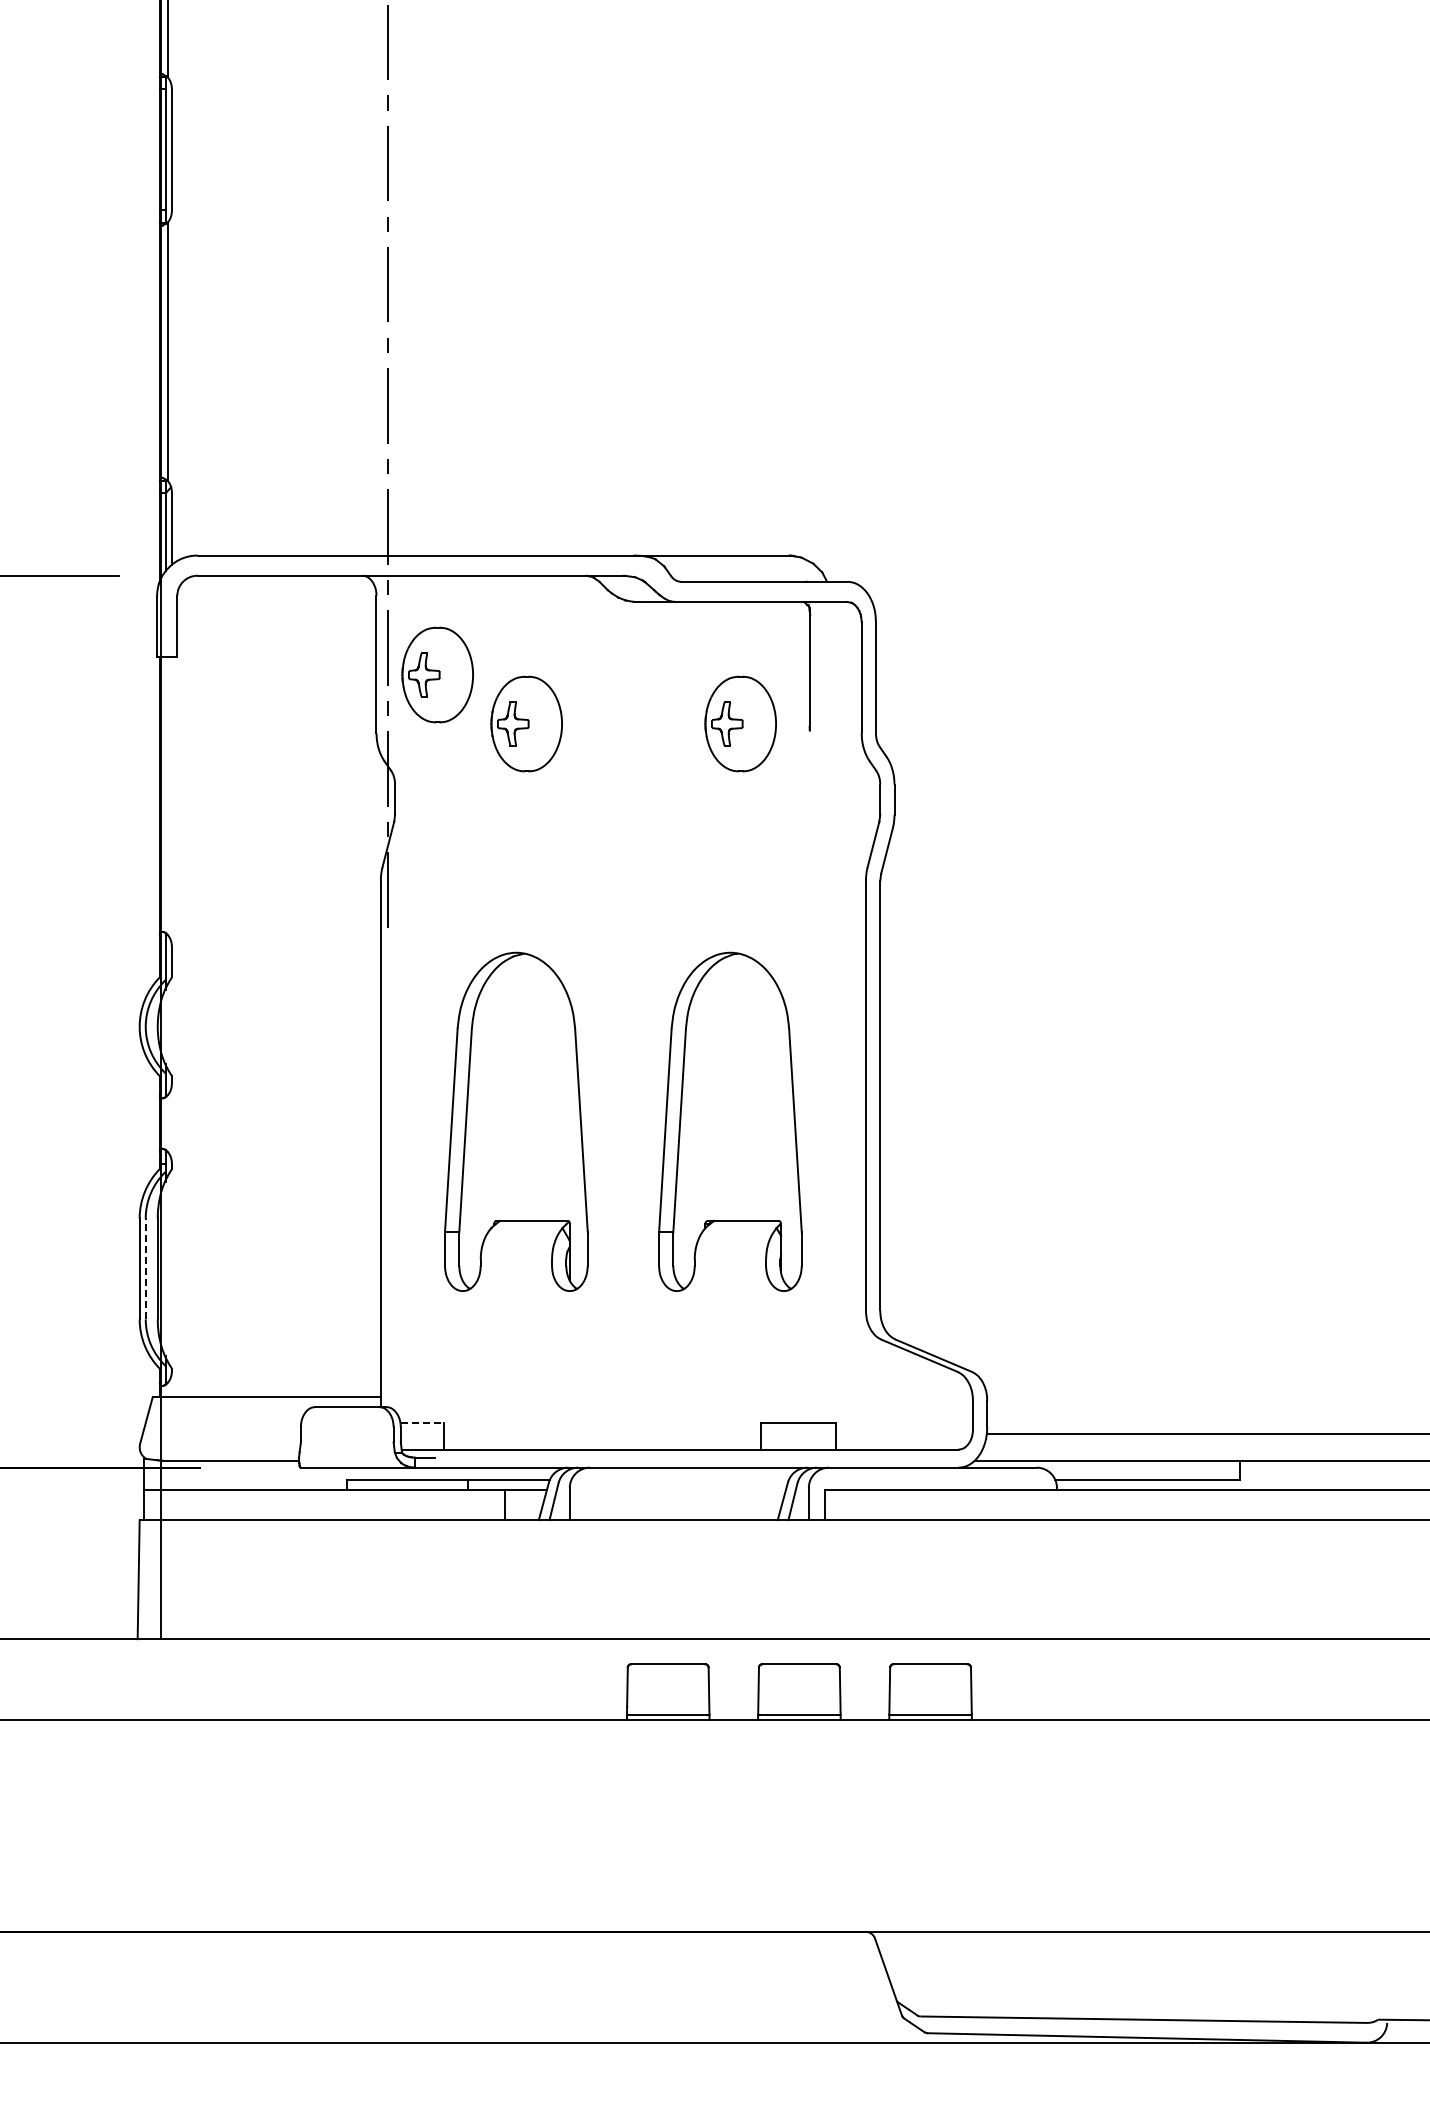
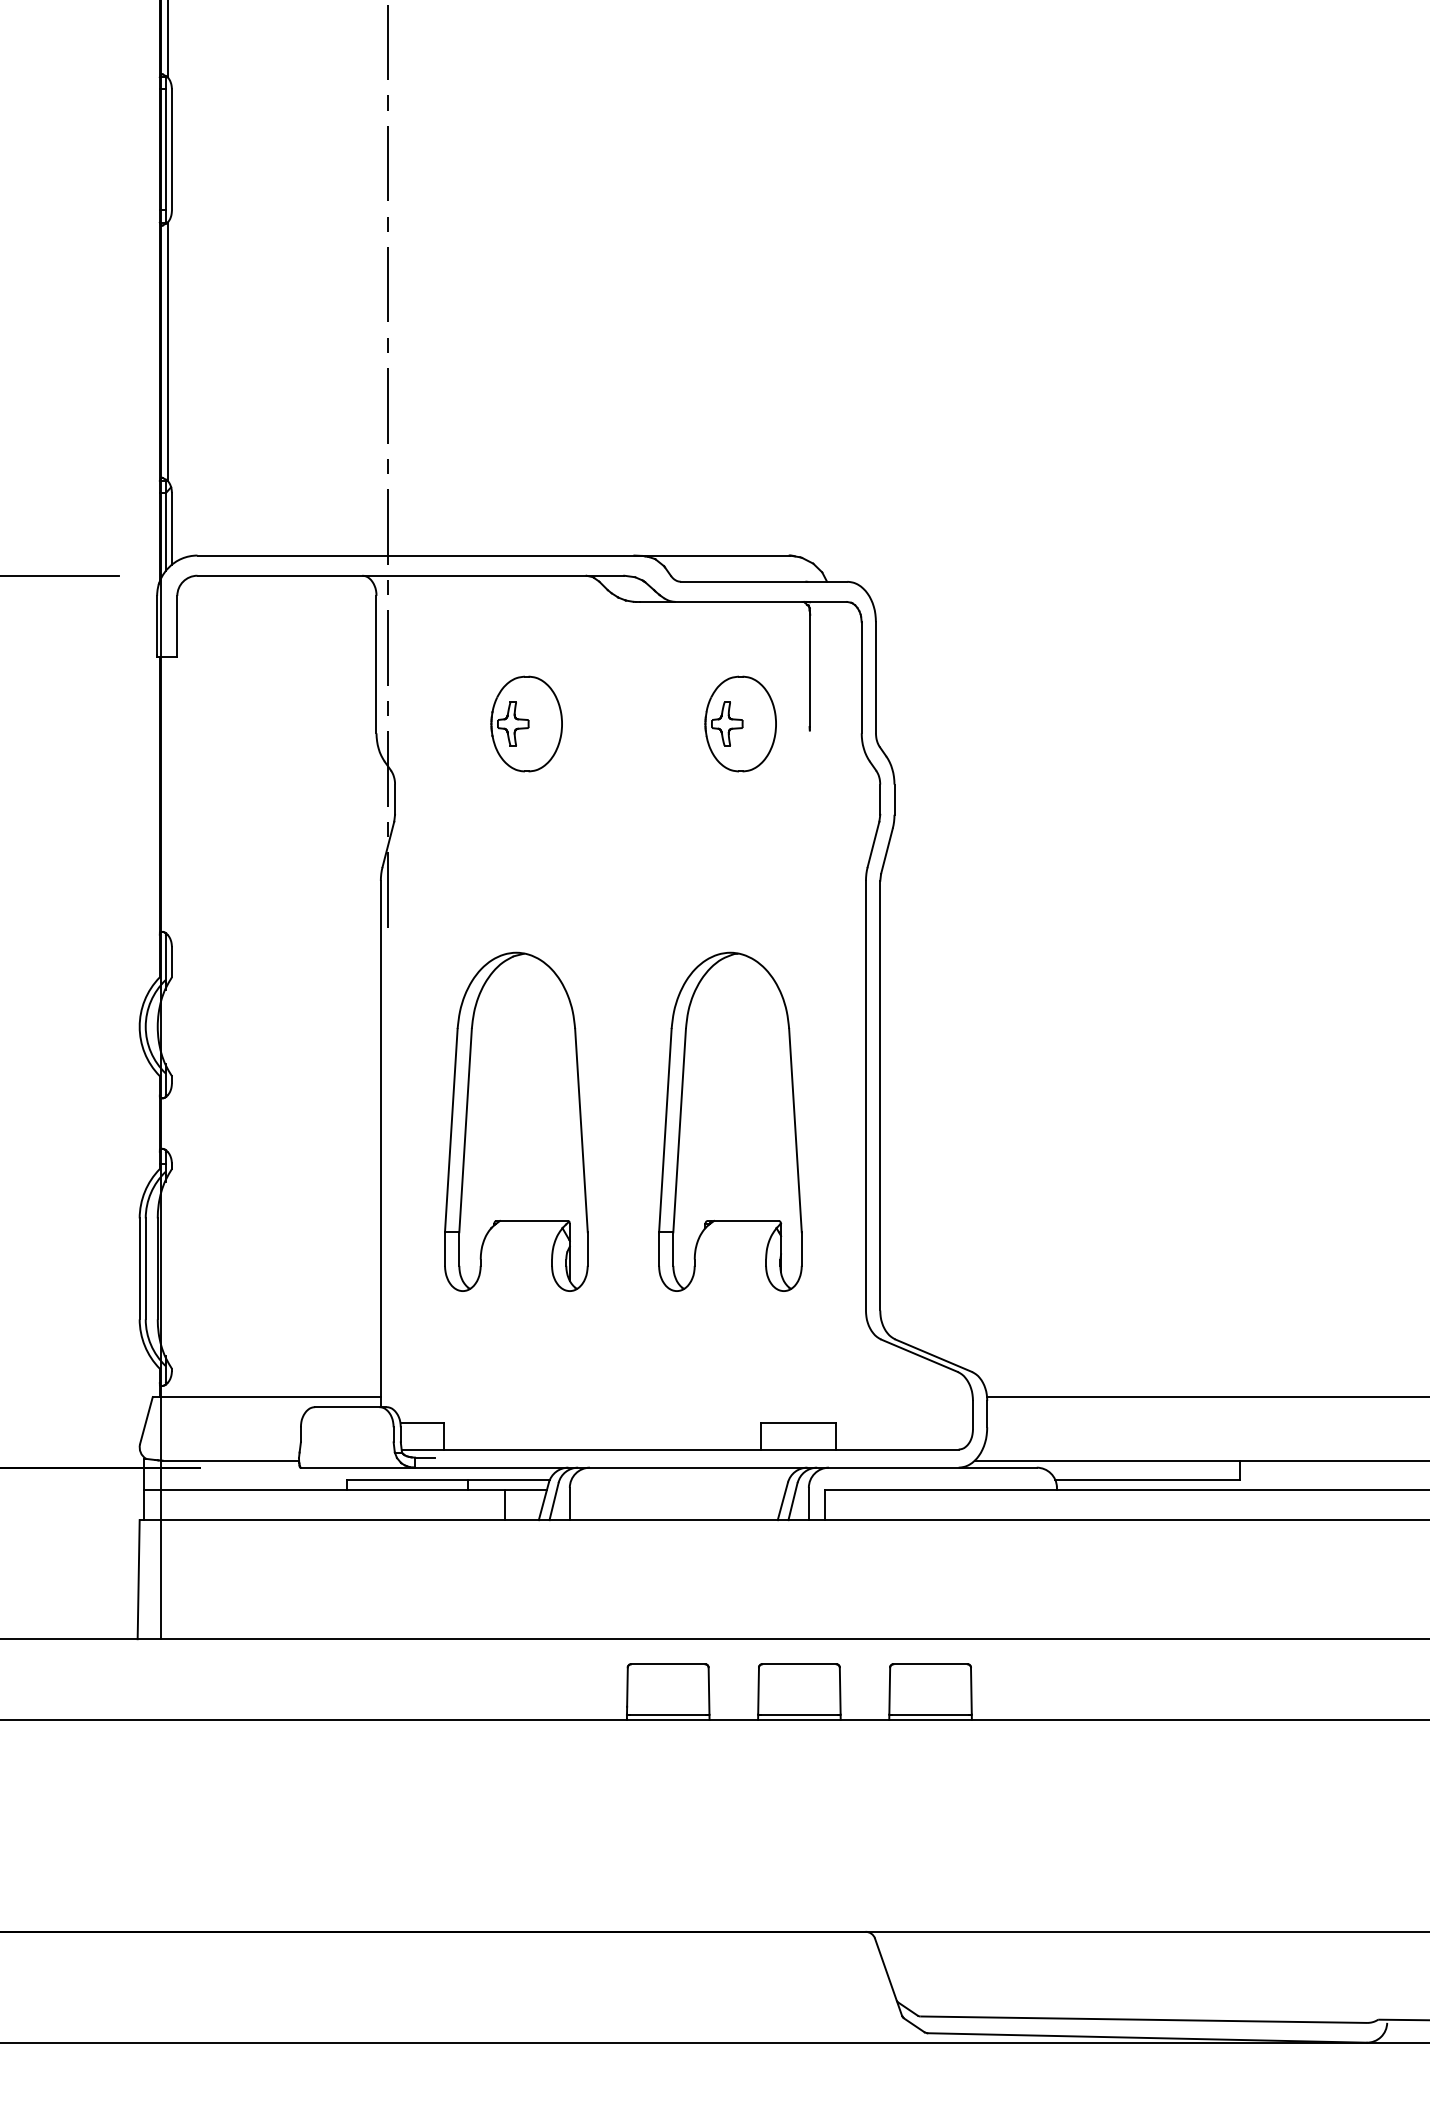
part: present -> none (437, 674)
line: dashed -> solid (145, 1268)
line: dashed -> solid (422, 1423)
line position: (1206, 1434) -> (1206, 1397) (1206, 1397)
